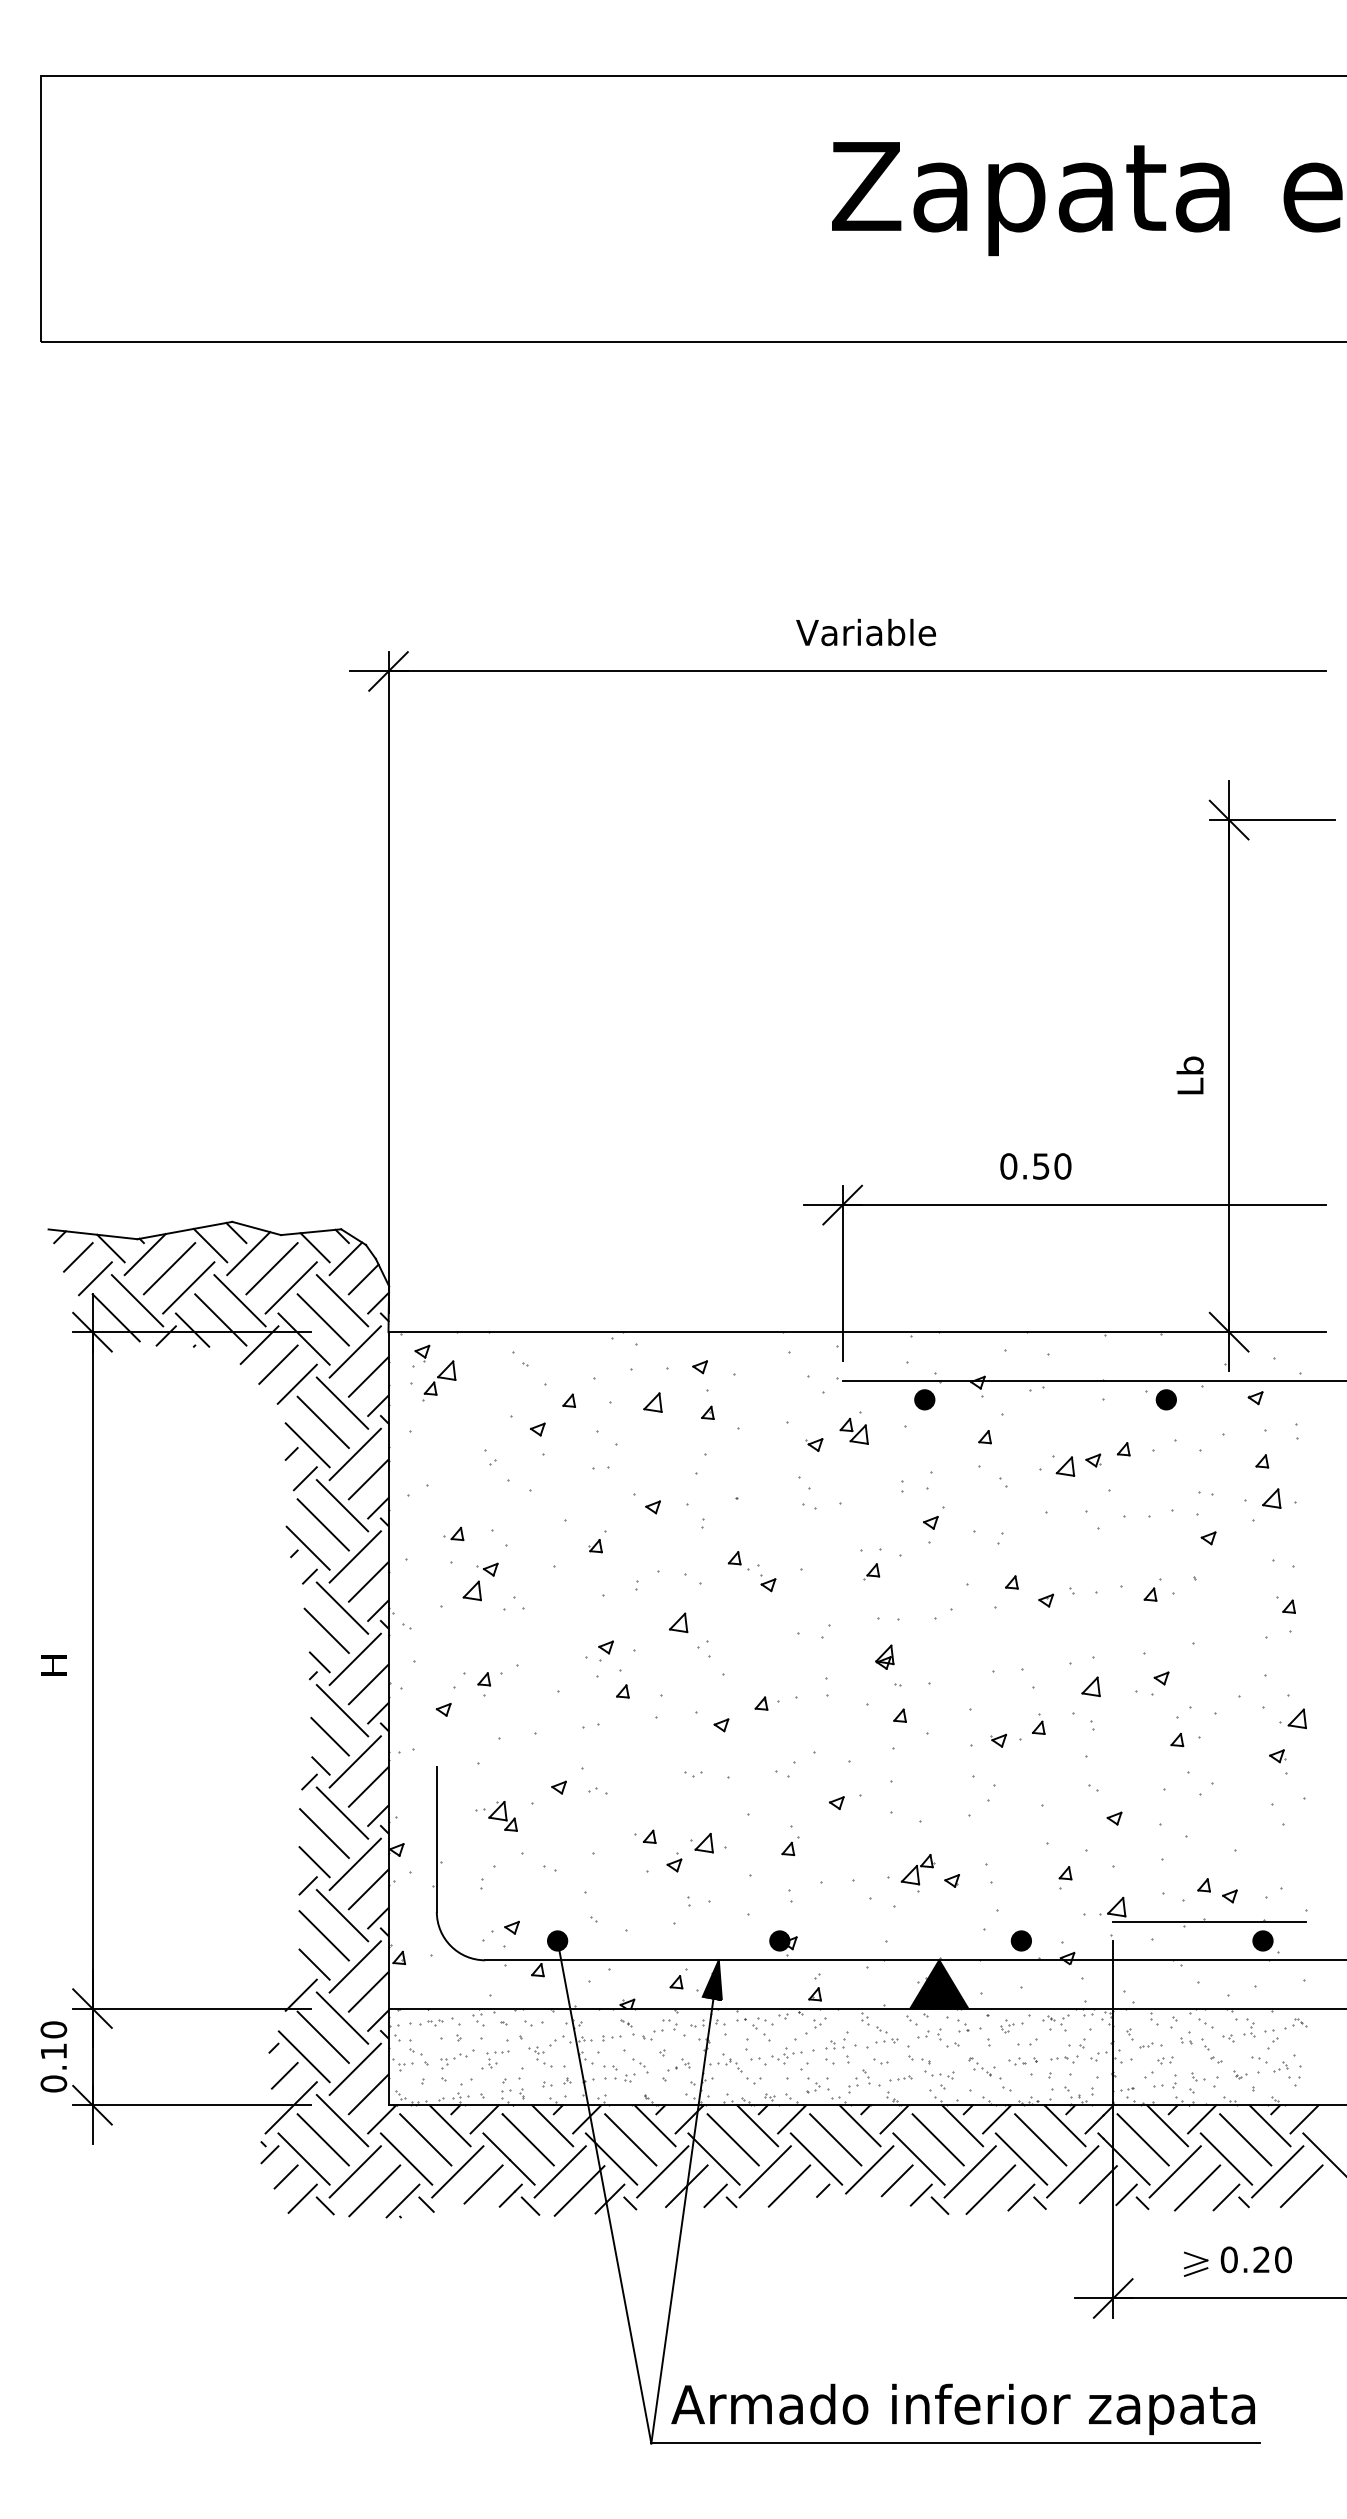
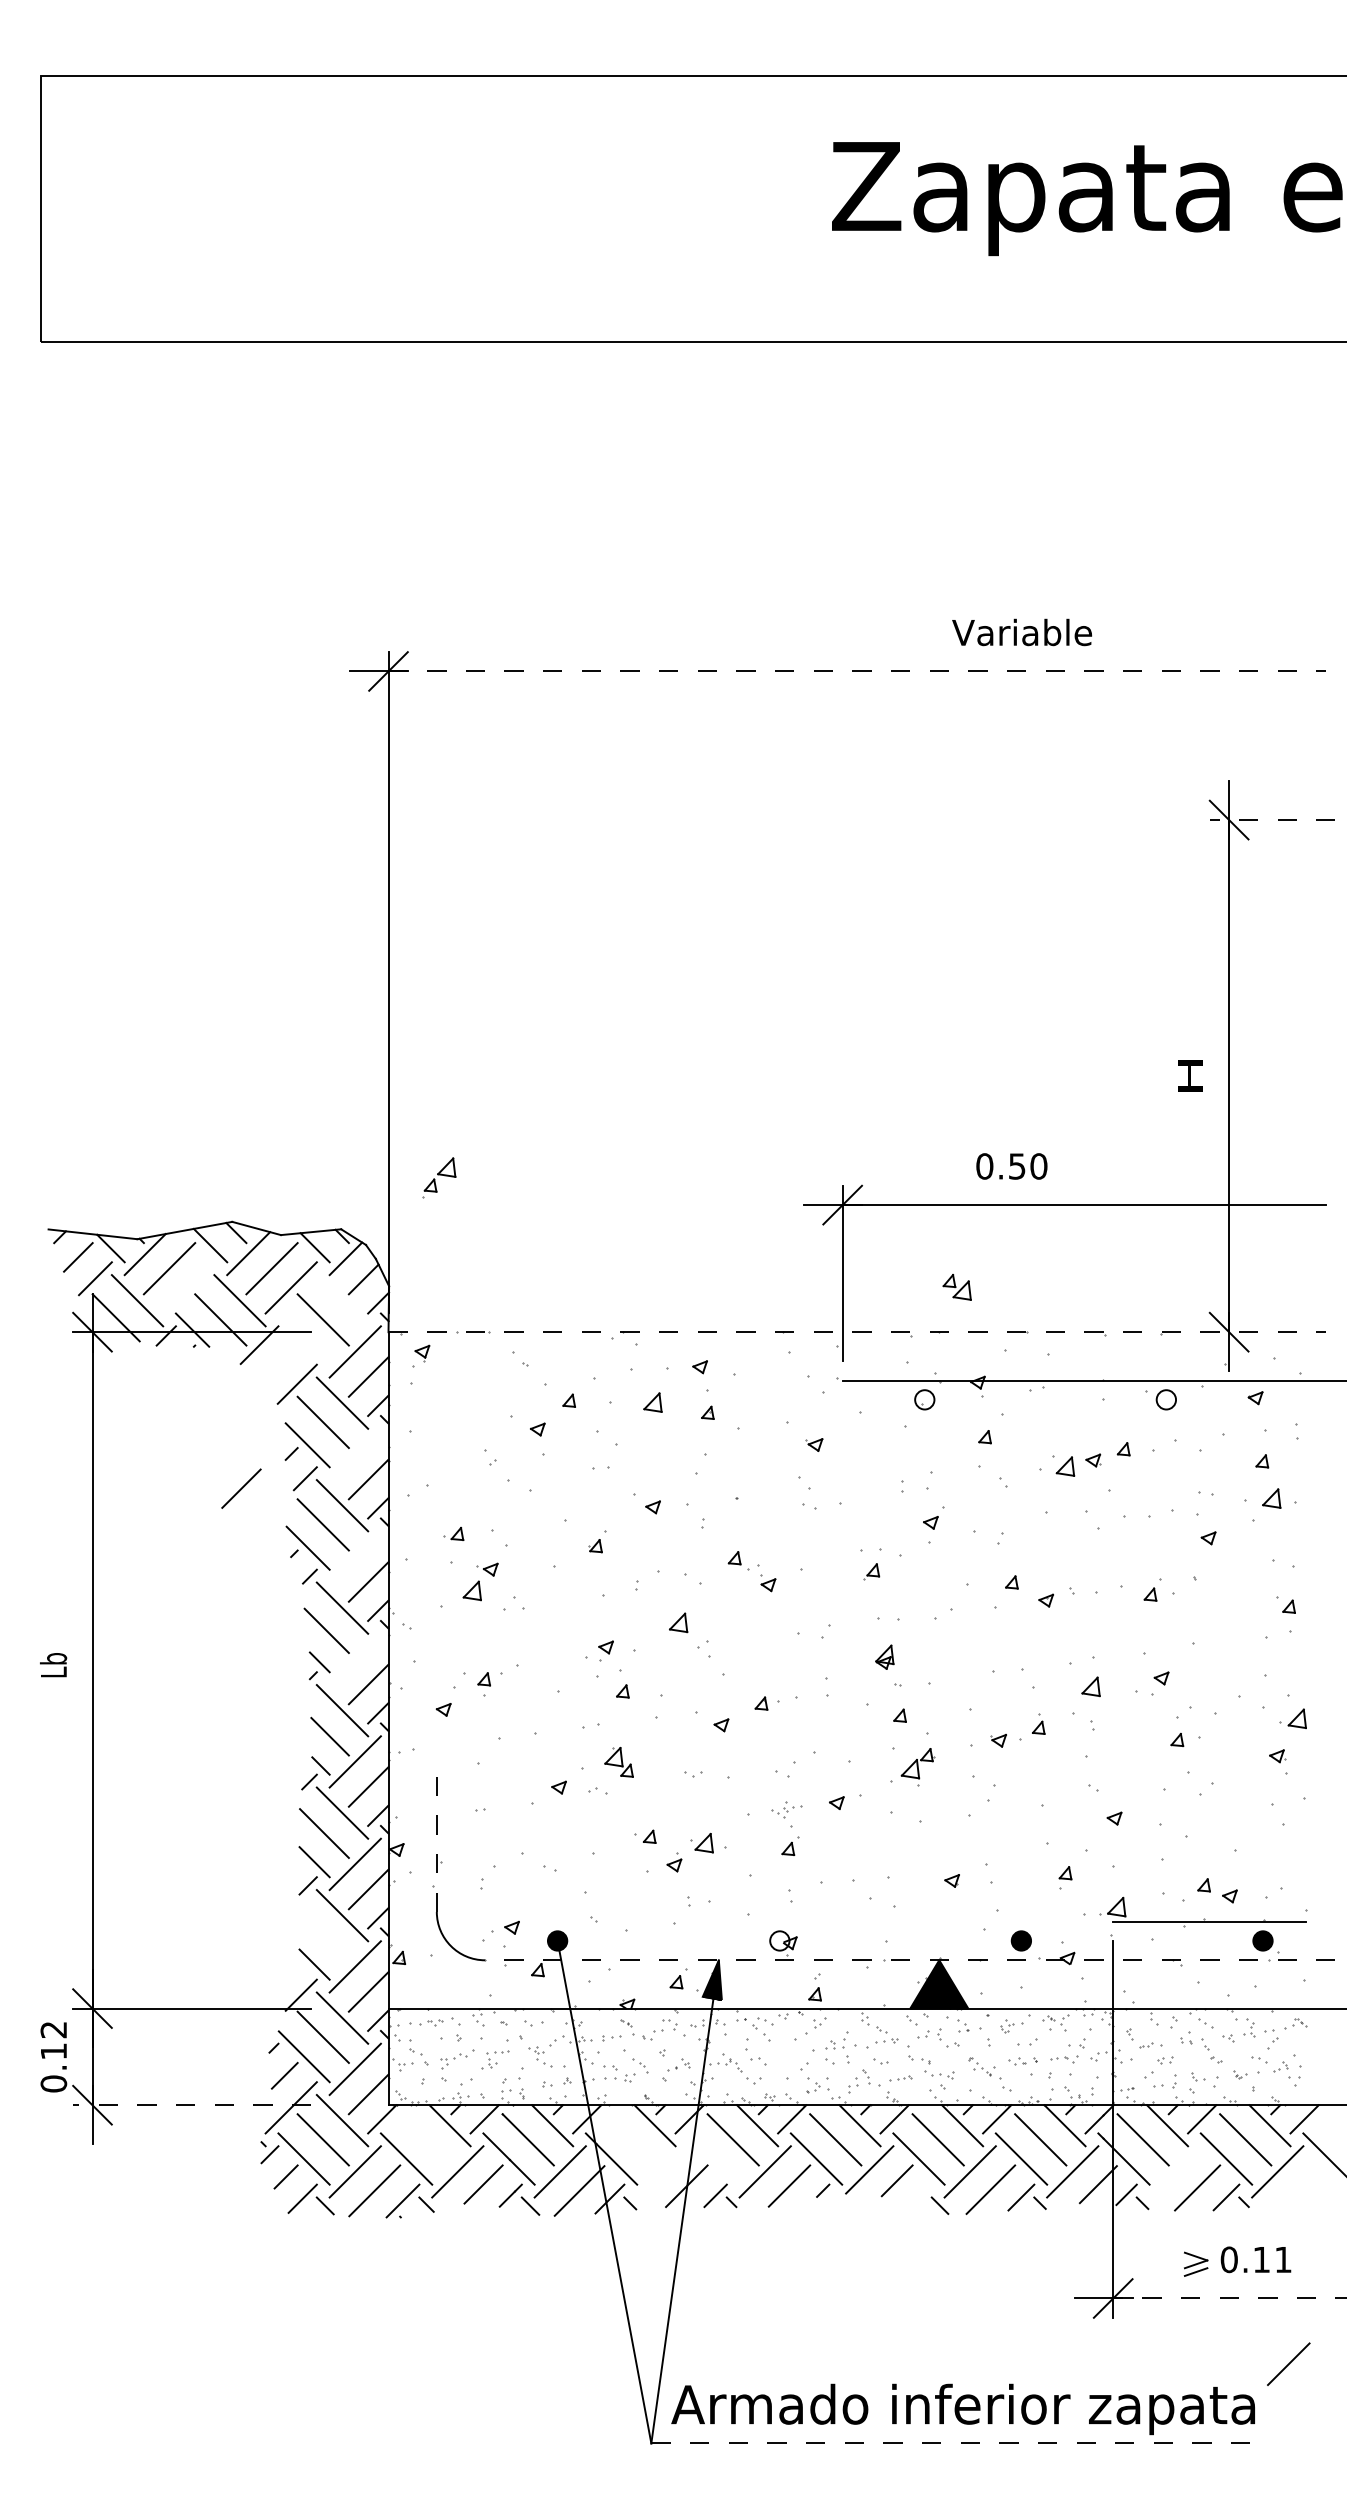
text position: (865, 632) -> (1021, 632) (1021, 632)
line: solid -> dashed (857, 671)
line: solid -> dashed (1272, 820)
text: Lb -> H (1189, 1075)
text position: (1035, 1166) -> (1011, 1166) (1011, 1166)
line: present -> none (188, 1287)
line: present -> none (342, 1300)
line: solid -> dashed (857, 1332)
line: present -> none (303, 1338)
line position: (278, 1364) -> (241, 1488) (241, 1488)
part position: (439, 1380) -> (439, 1177) (439, 1177)
fill: present -> none (924, 1399)
fill: present -> none (1166, 1399)
part position: (853, 1431) -> (956, 1287) (956, 1287)
line: present -> none (354, 1454)
line: present -> none (354, 1556)
line: present -> none (354, 1659)
text: H -> Lb (53, 1665)
part position: (502, 1816) -> (618, 1762) (618, 1762)
line: solid -> dashed (436, 1839)
part position: (917, 1873) -> (917, 1767) (917, 1767)
line: present -> none (323, 1935)
fill: present -> none (779, 1940)
line: solid -> dashed (915, 1960)
text: 0.10 -> 0.12 (53, 2029)
part position: (786, 2055) -> (786, 1809) (786, 1809)
line: solid -> dashed (191, 2105)
line: present -> none (425, 2139)
line: present -> none (630, 2139)
line: present -> none (713, 2158)
line: present -> none (662, 2171)
line: present -> none (1174, 2171)
line position: (1301, 2185) -> (1288, 2363) (1288, 2363)
line: present -> none (920, 2194)
text: 0.20 -> 0.11 (1272, 2259)
line: solid -> dashed (1230, 2298)
line: solid -> dashed (956, 2443)
